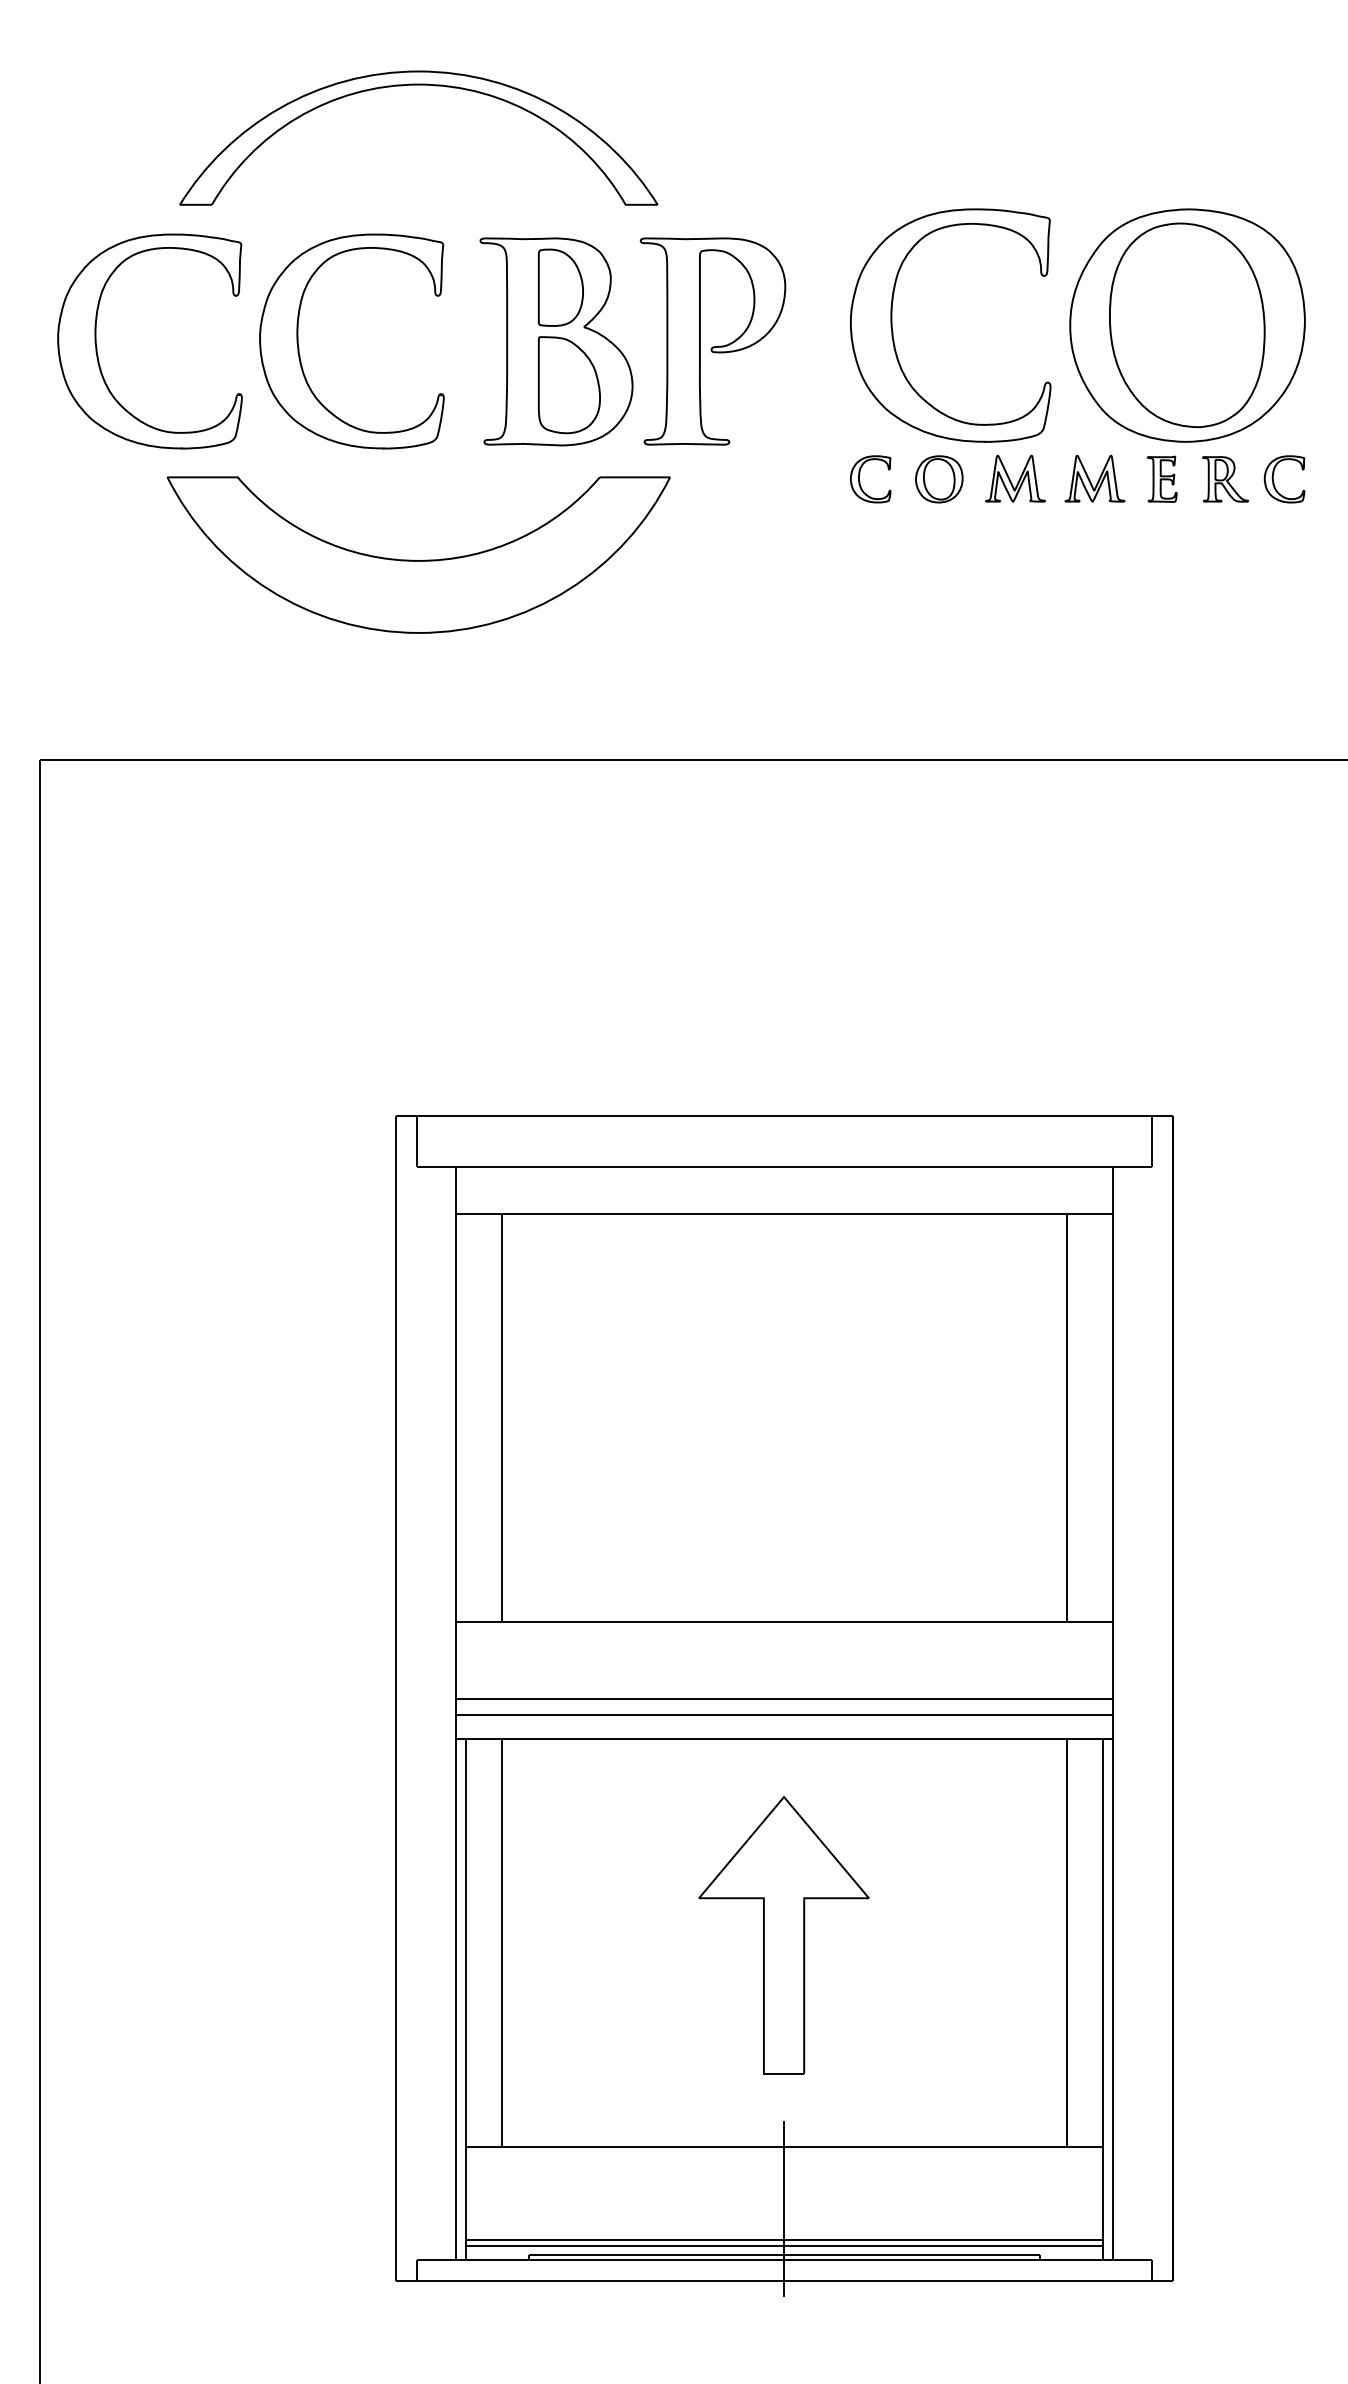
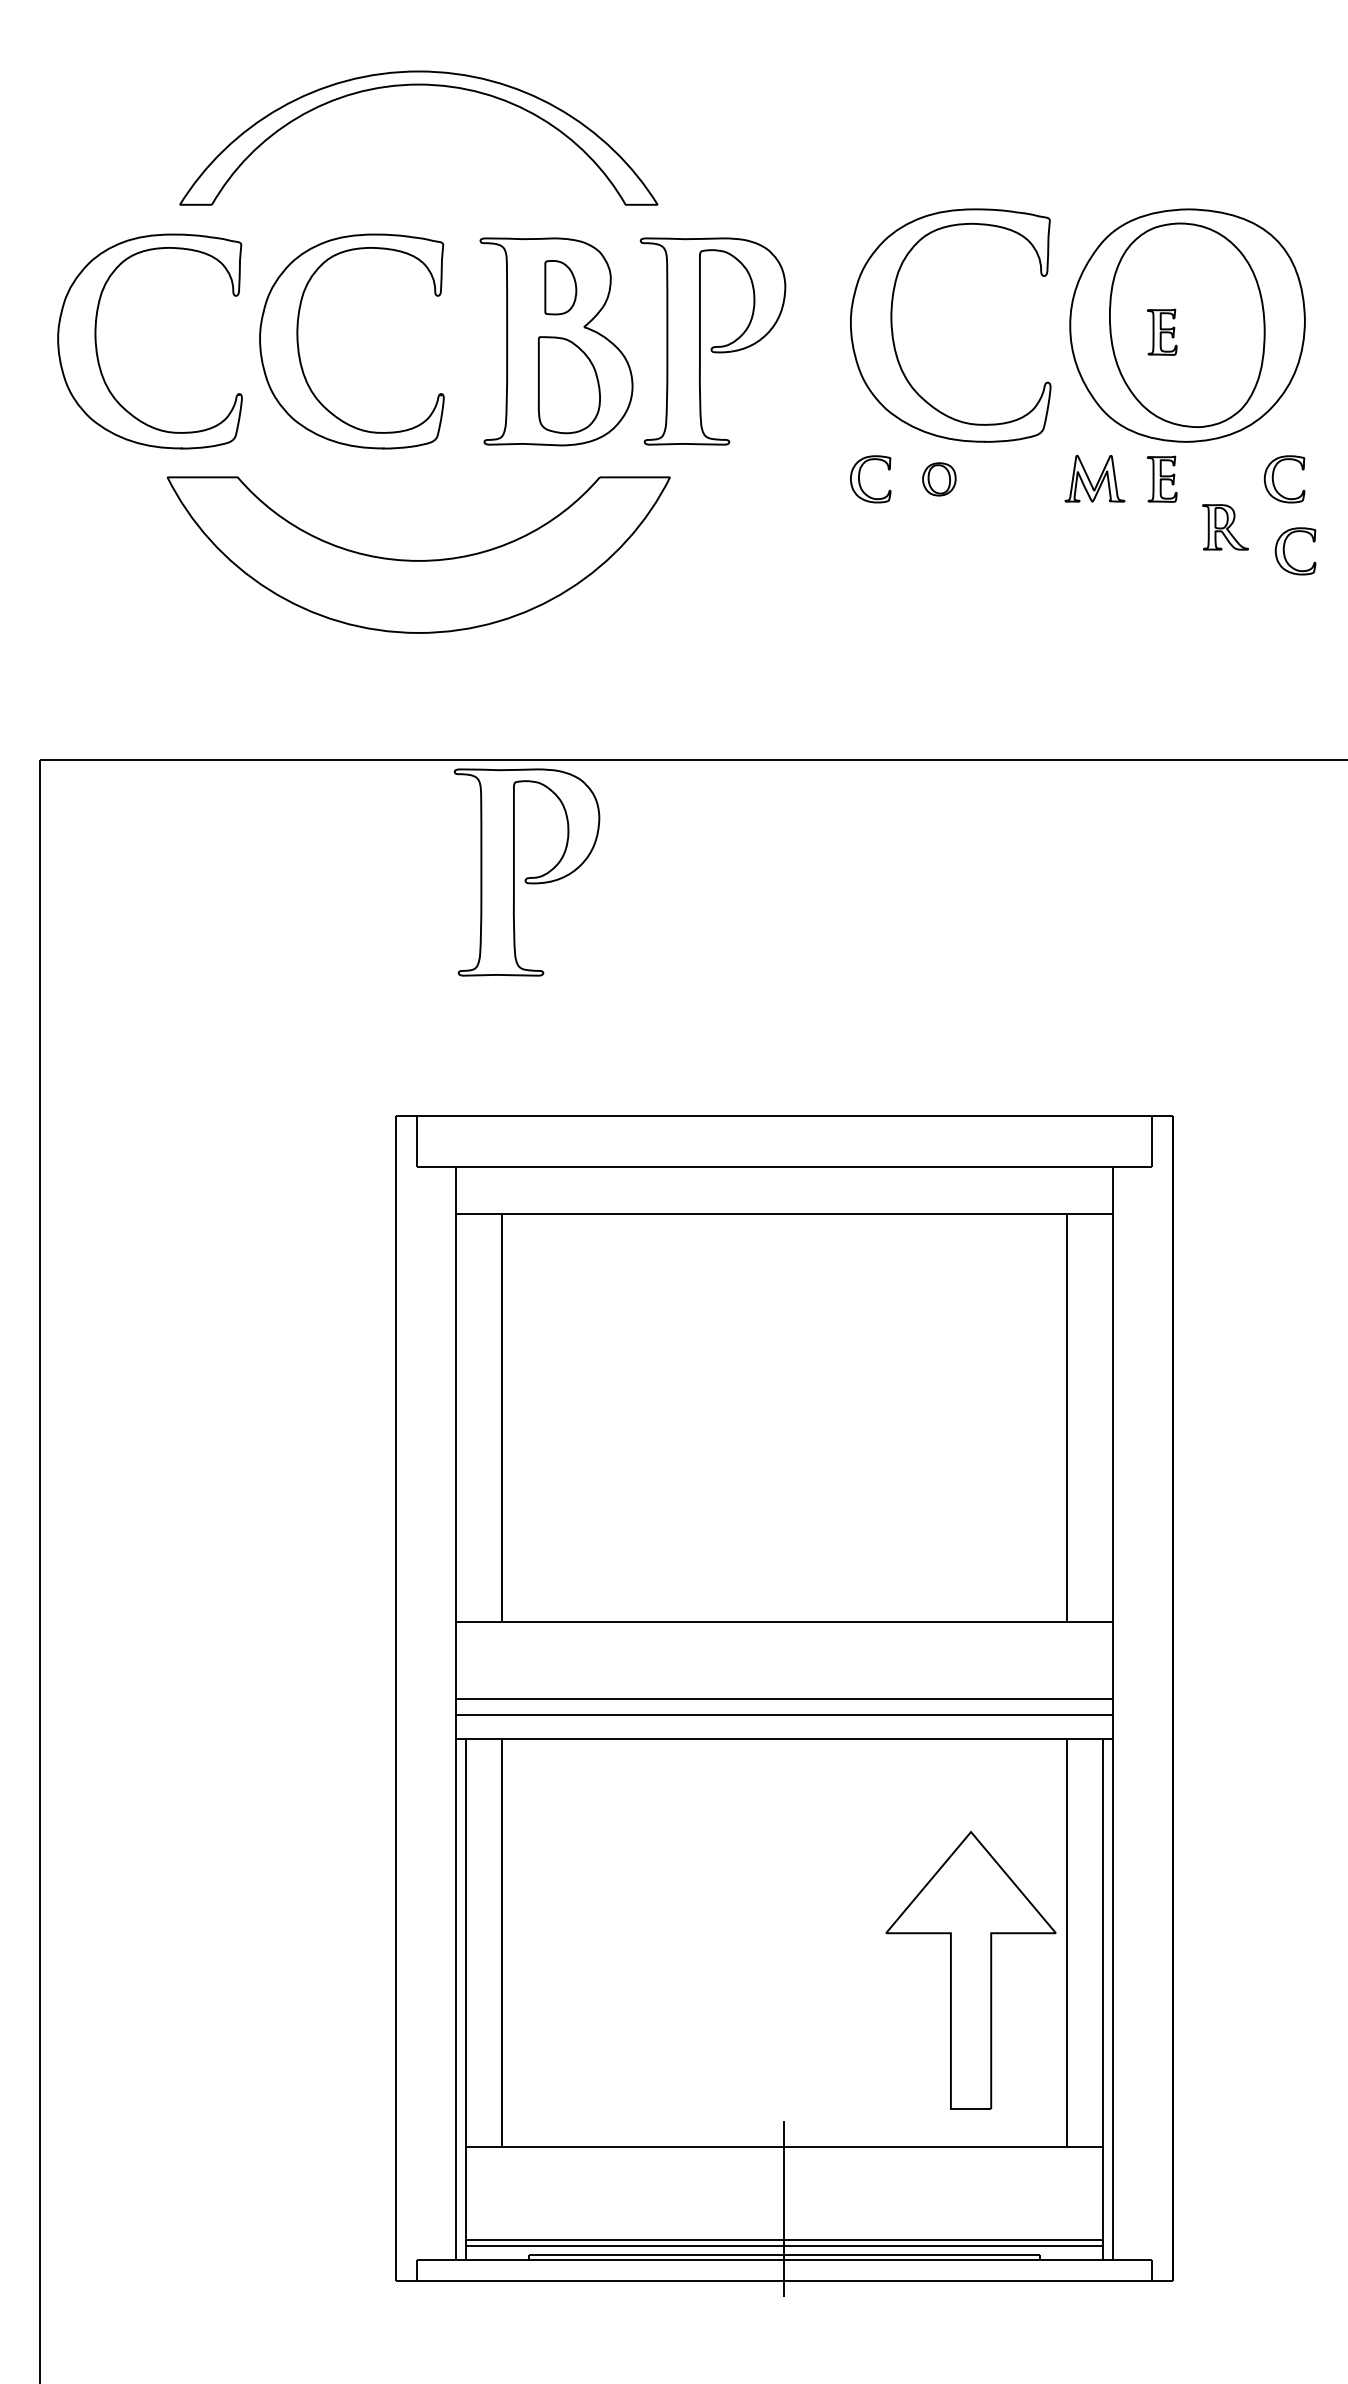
part size: 47x79 px -> 34x56 px (560, 287)
part: none -> present (1161, 331)
part: present -> none (1015, 478)
part size: 49x49 px -> 35x35 px (939, 479)
part position: (1225, 479) -> (1225, 527) (1225, 527)
part: none -> present (1285, 554)
part: none -> present (526, 872)
part position: (783, 1935) -> (970, 1970) (970, 1970)
